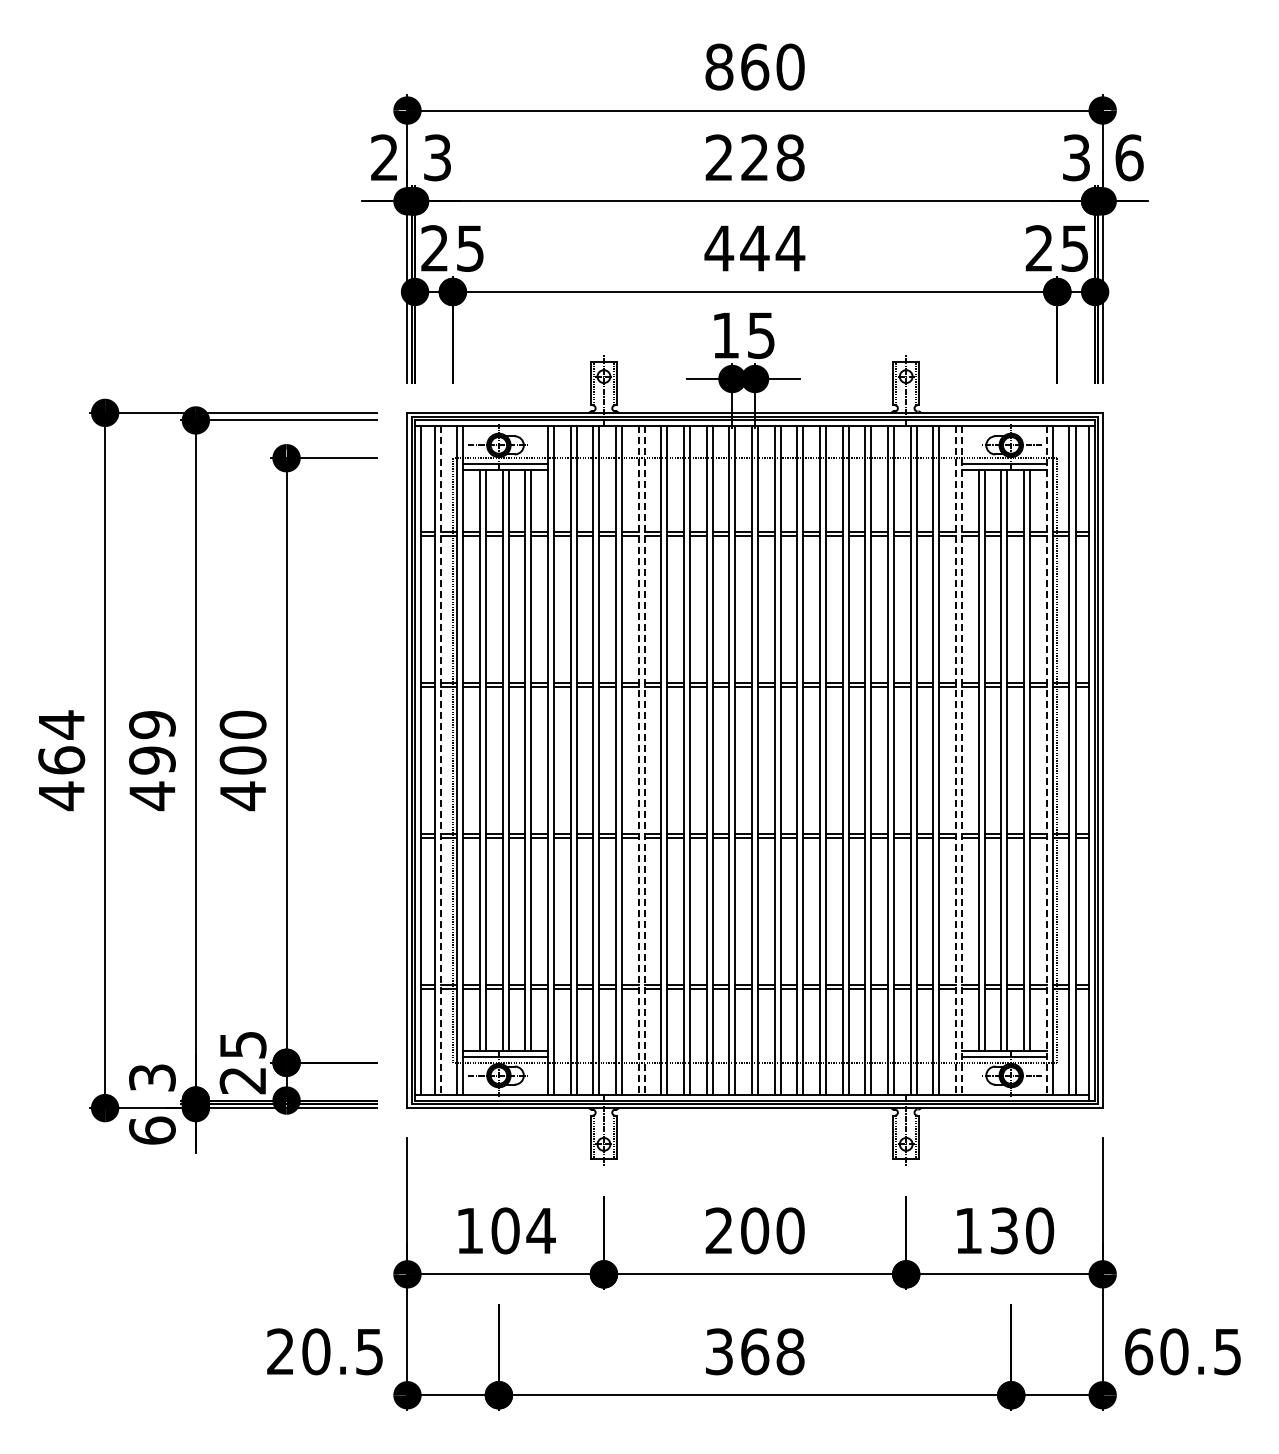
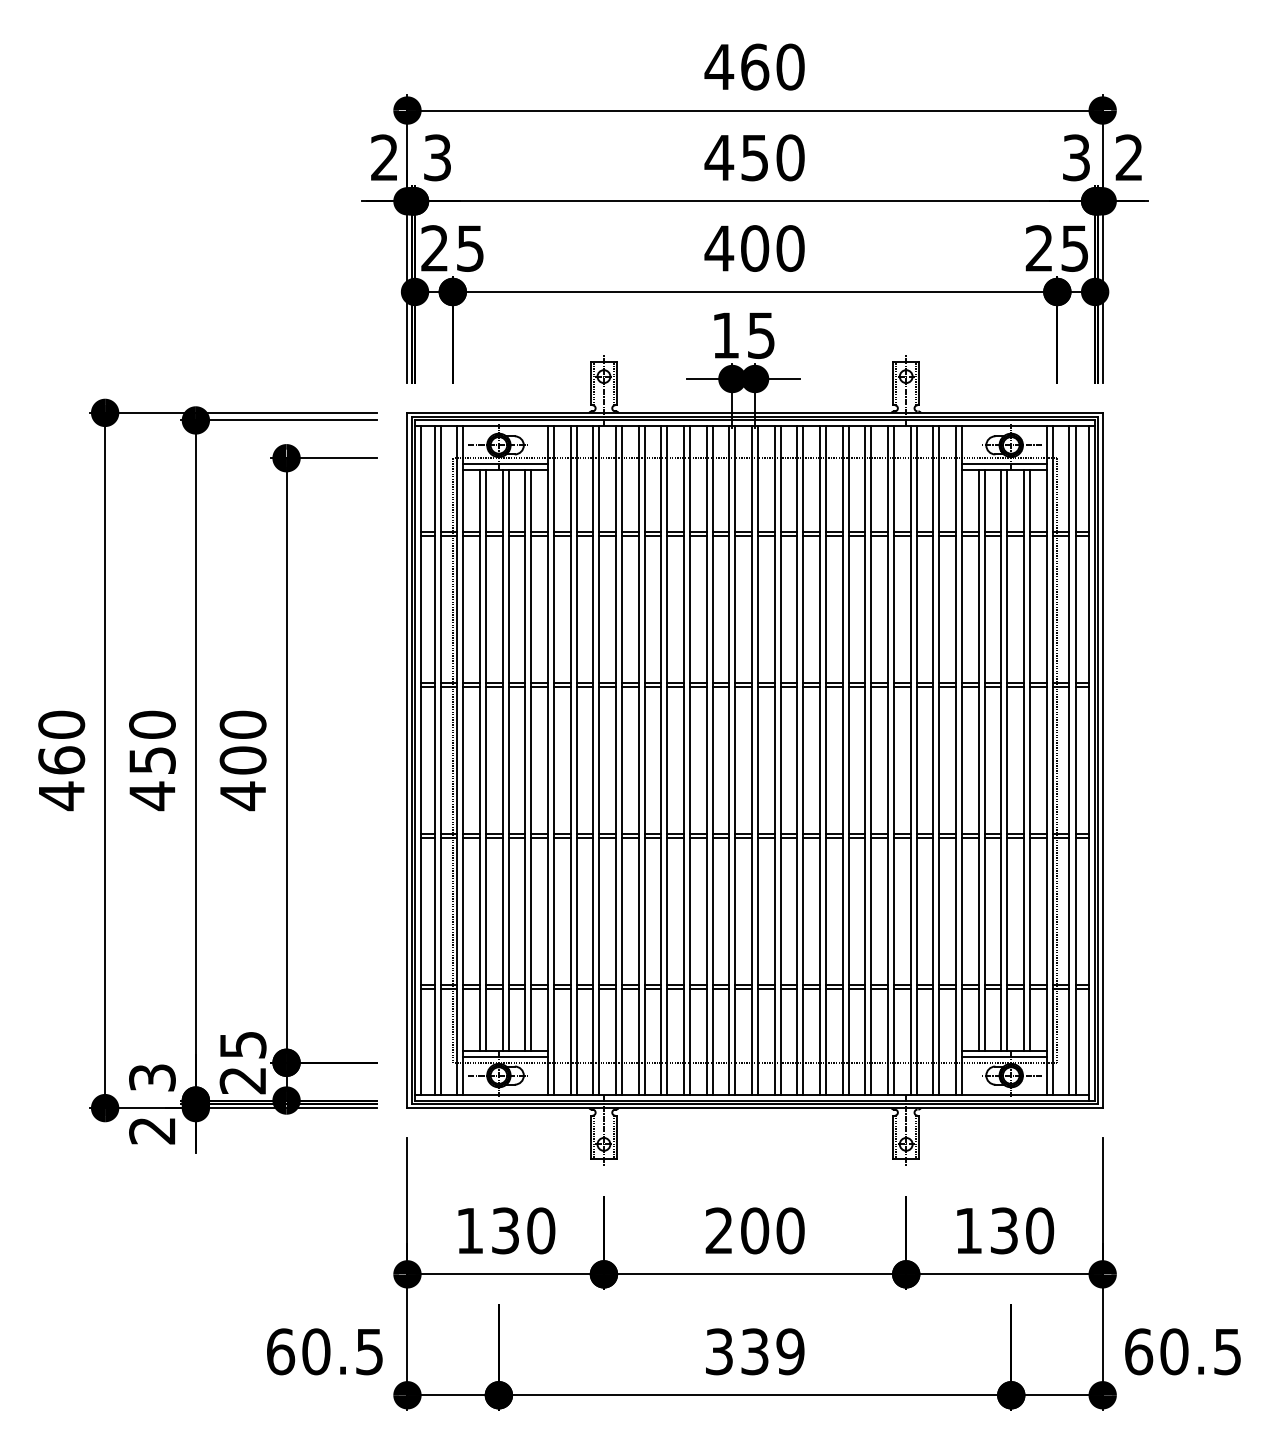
text: 860 -> 460 (719, 66)
text: 228 -> 450 (754, 157)
text: 6 -> 2 (1129, 157)
text: 444 -> 400 (772, 248)
text: 464 -> 460 (61, 724)
text: 499 -> 450 (152, 742)
line: dashed -> solid (440, 761)
line: dashed -> solid (638, 761)
line: dashed -> solid (644, 761)
line: dashed -> solid (956, 761)
line: dashed -> solid (962, 761)
line: dashed -> solid (1046, 761)
text: 6 -> 2 (152, 1130)
text: 104 -> 130 (523, 1230)
text: 20.5 -> 60.5 (281, 1351)
text: 368 -> 339 (772, 1351)
